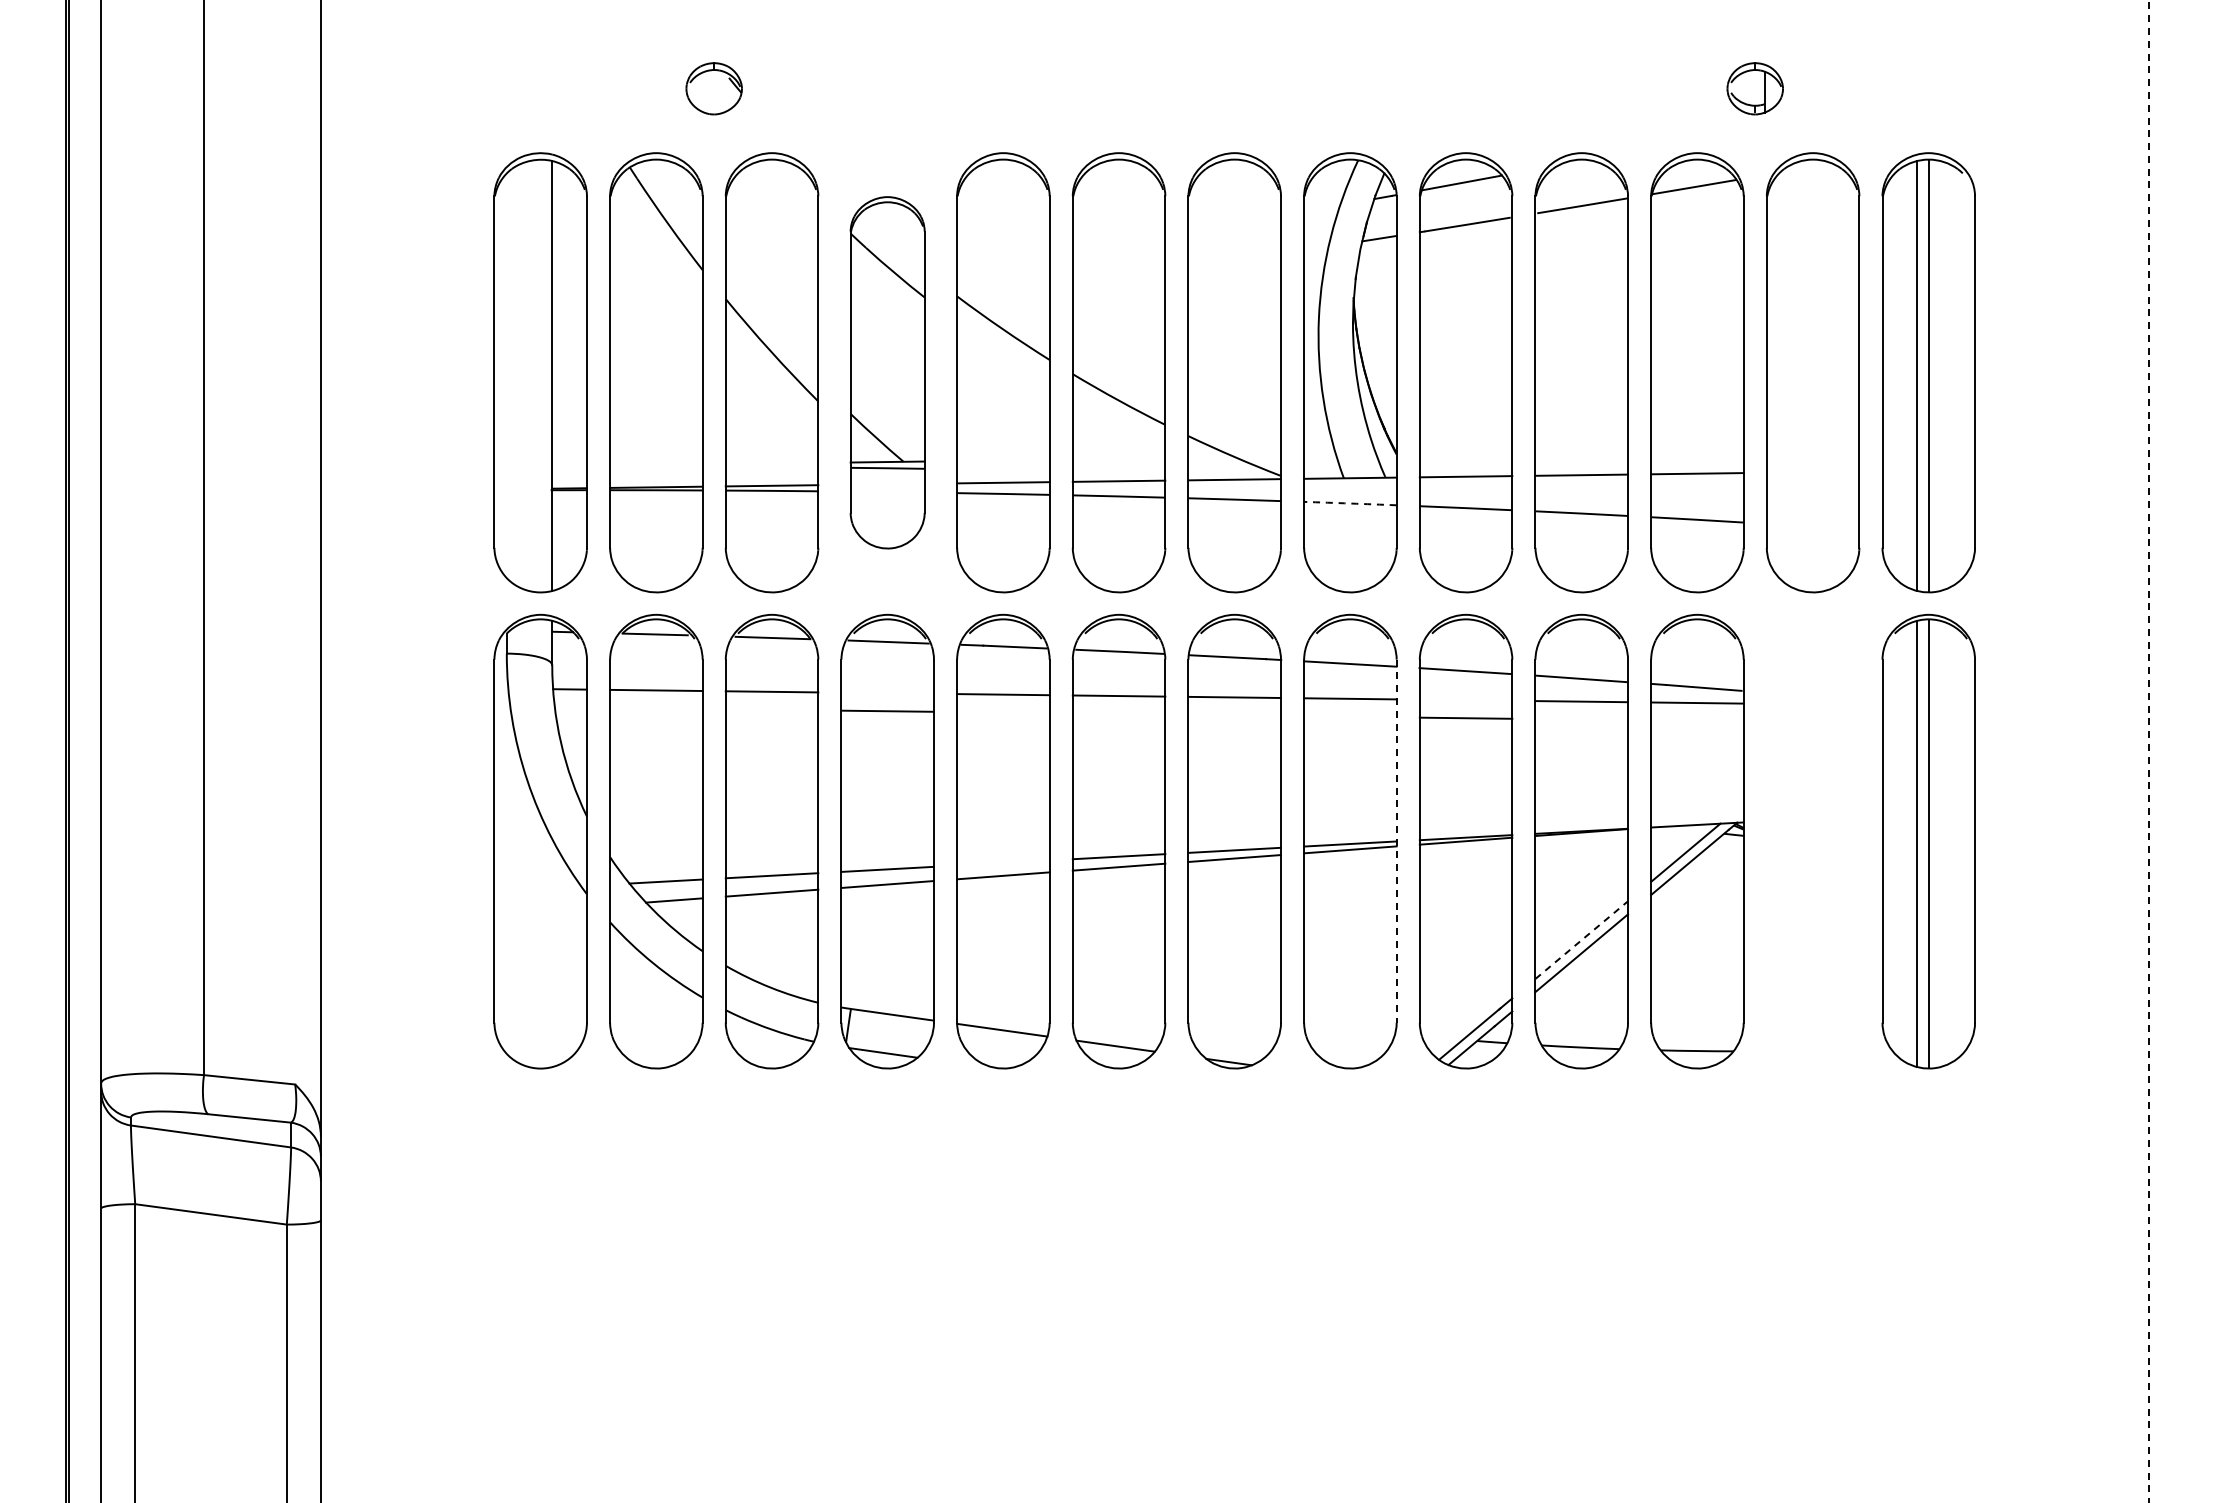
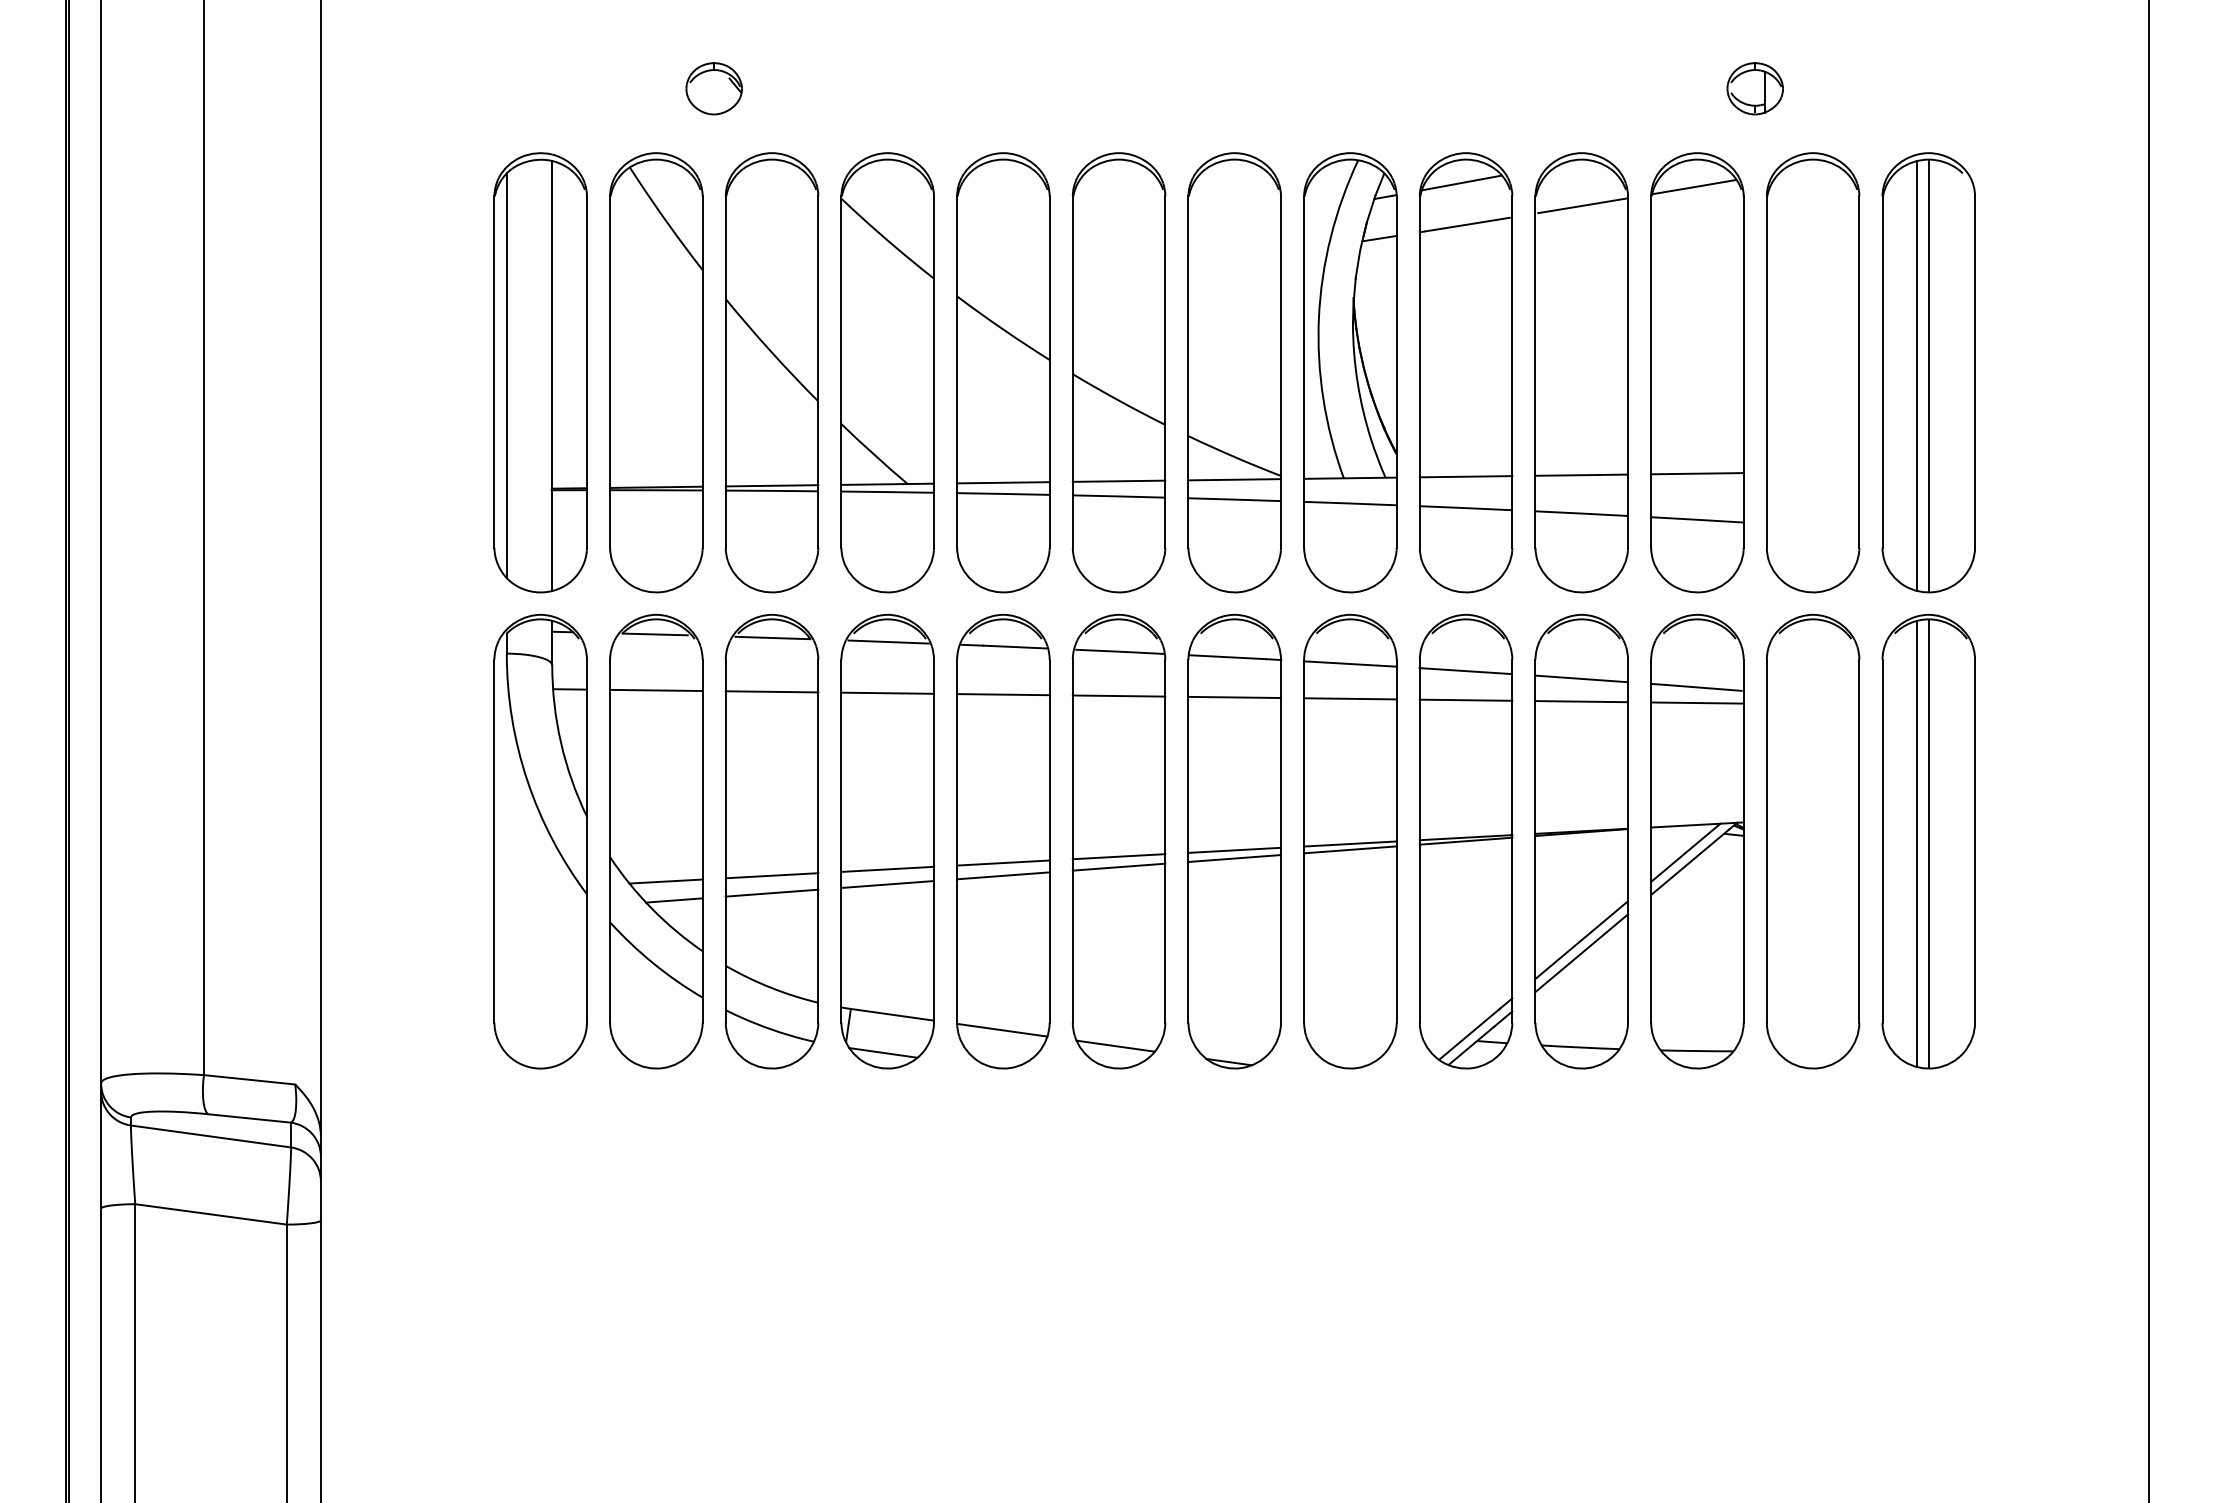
part size: 77x354 px -> 95x442 px (887, 372)
line: none -> present (506, 375)
arc: dashed -> solid (1350, 503)
line position: (887, 710) -> (887, 692) (887, 692)
line position: (1465, 717) -> (1465, 699) (1465, 699)
line: dashed -> solid (2148, 751)
line: dashed -> solid (1396, 841)
part: none -> present (1813, 841)
line: none -> present (1003, 862)
line: dashed -> solid (1582, 939)
